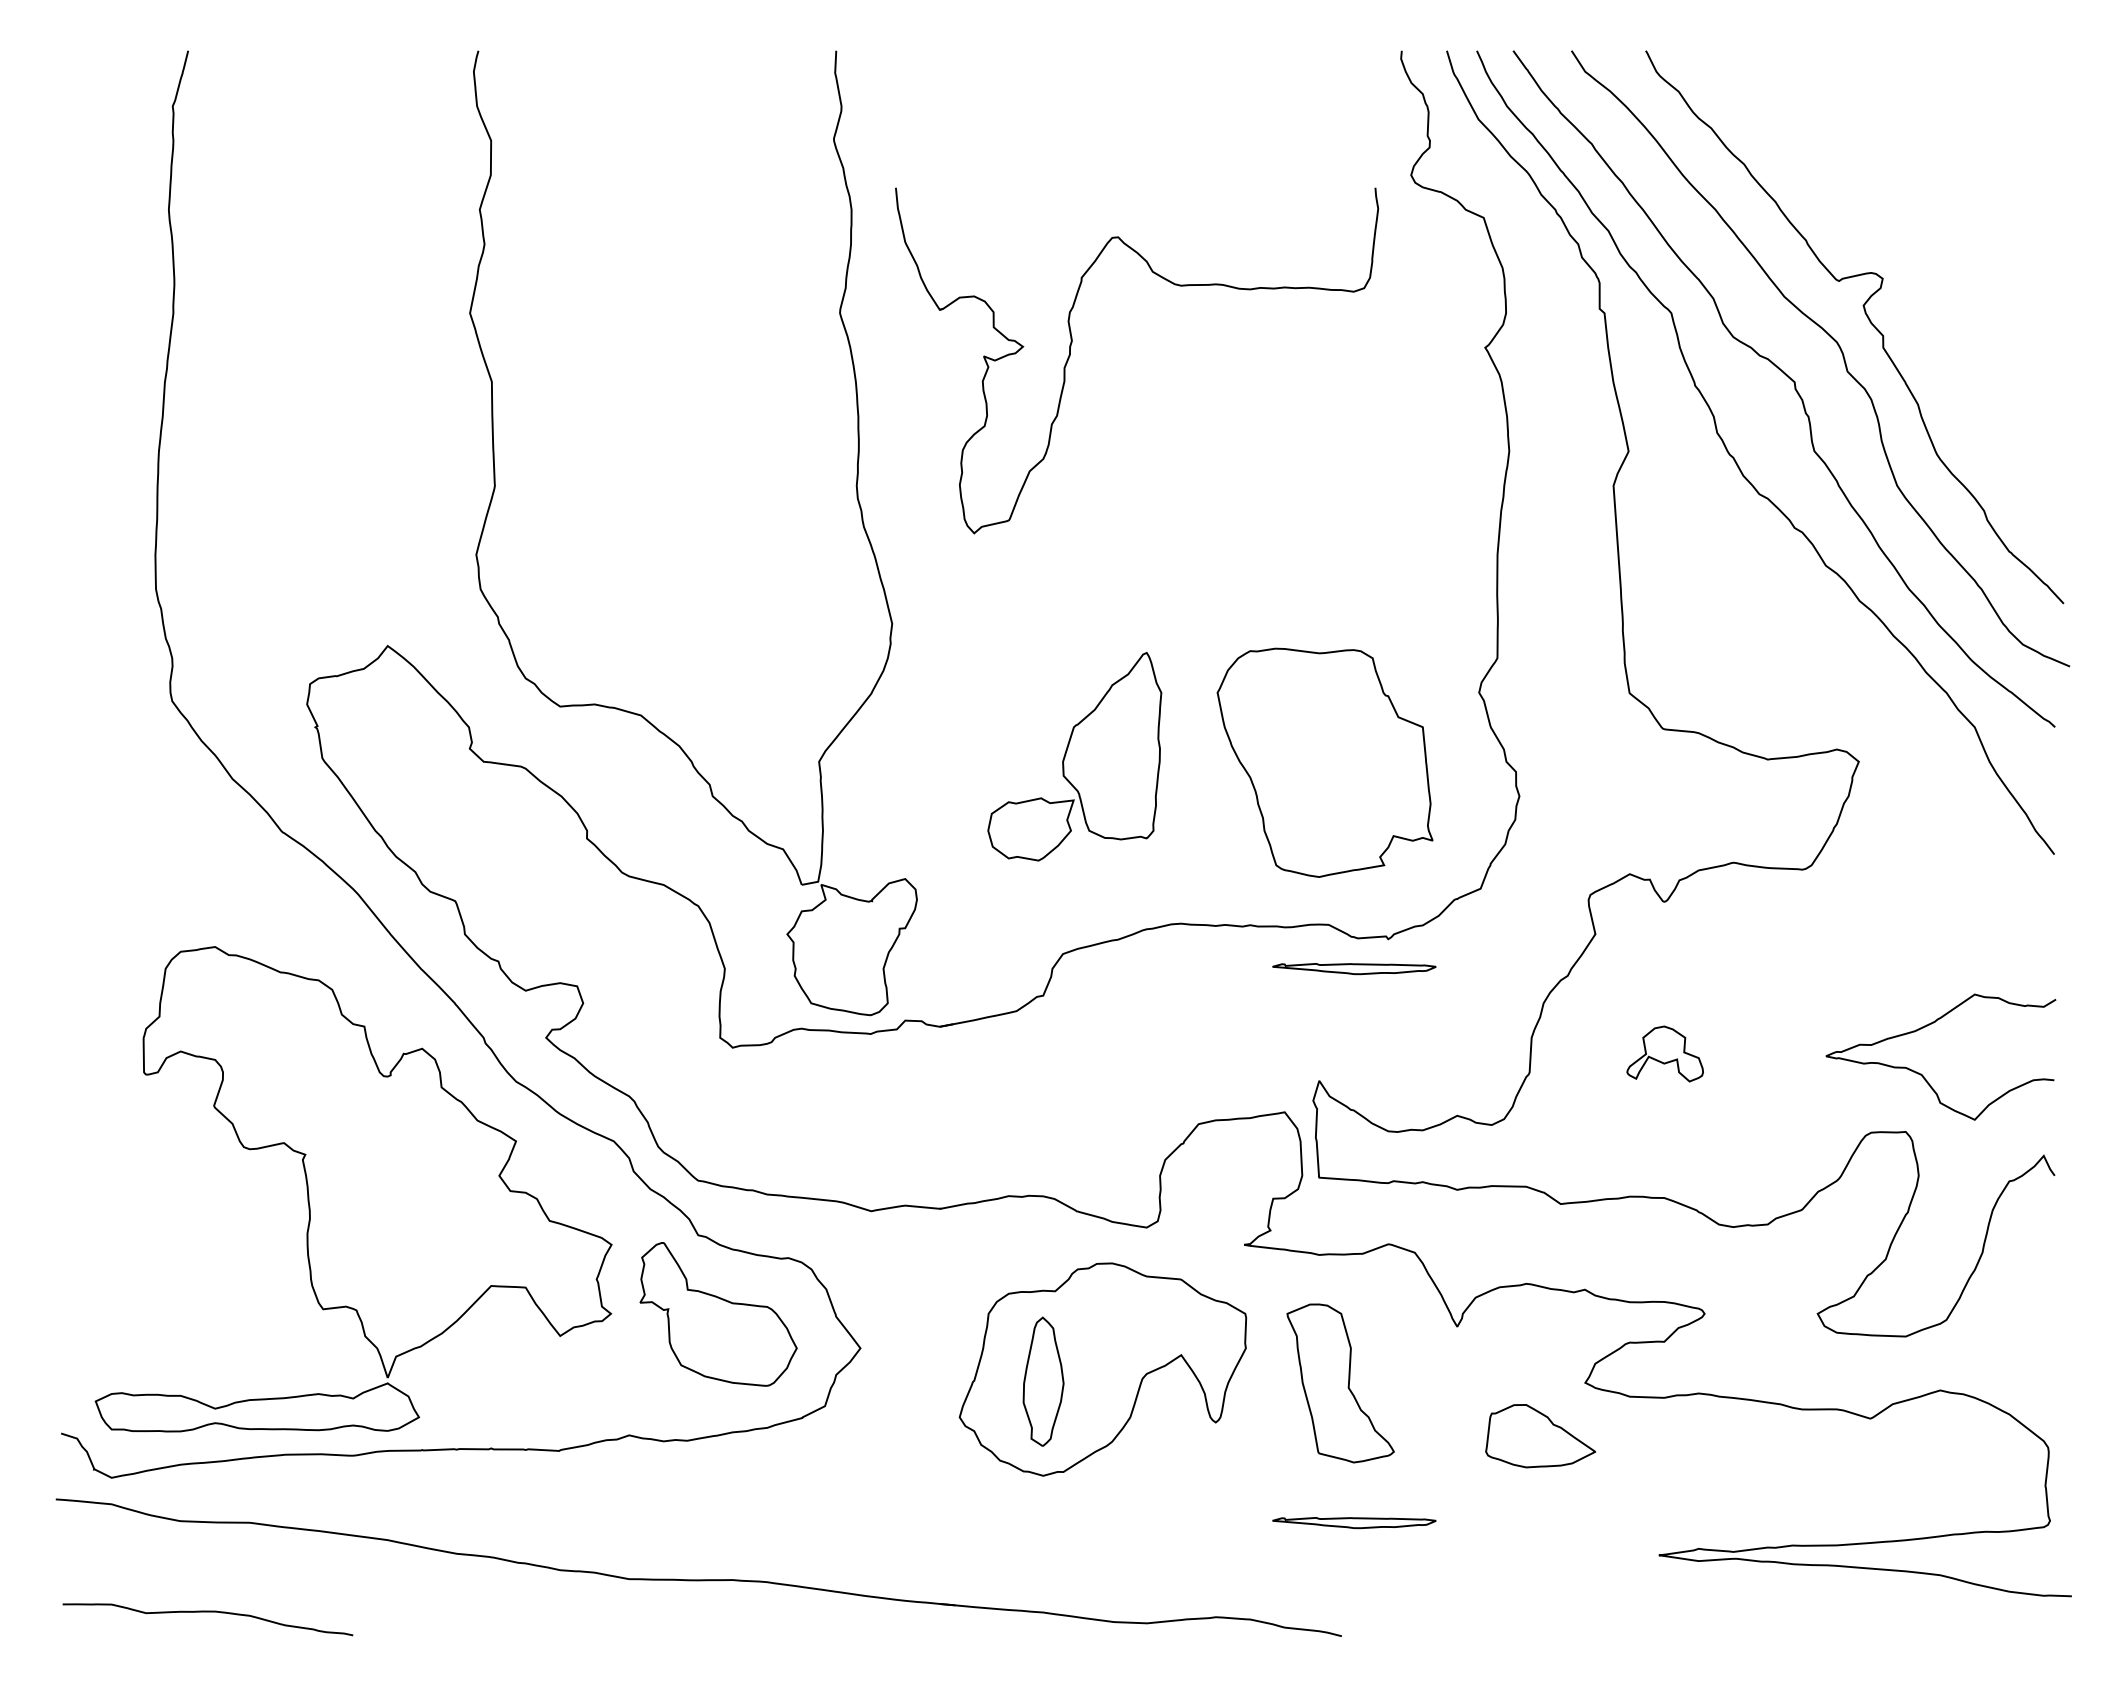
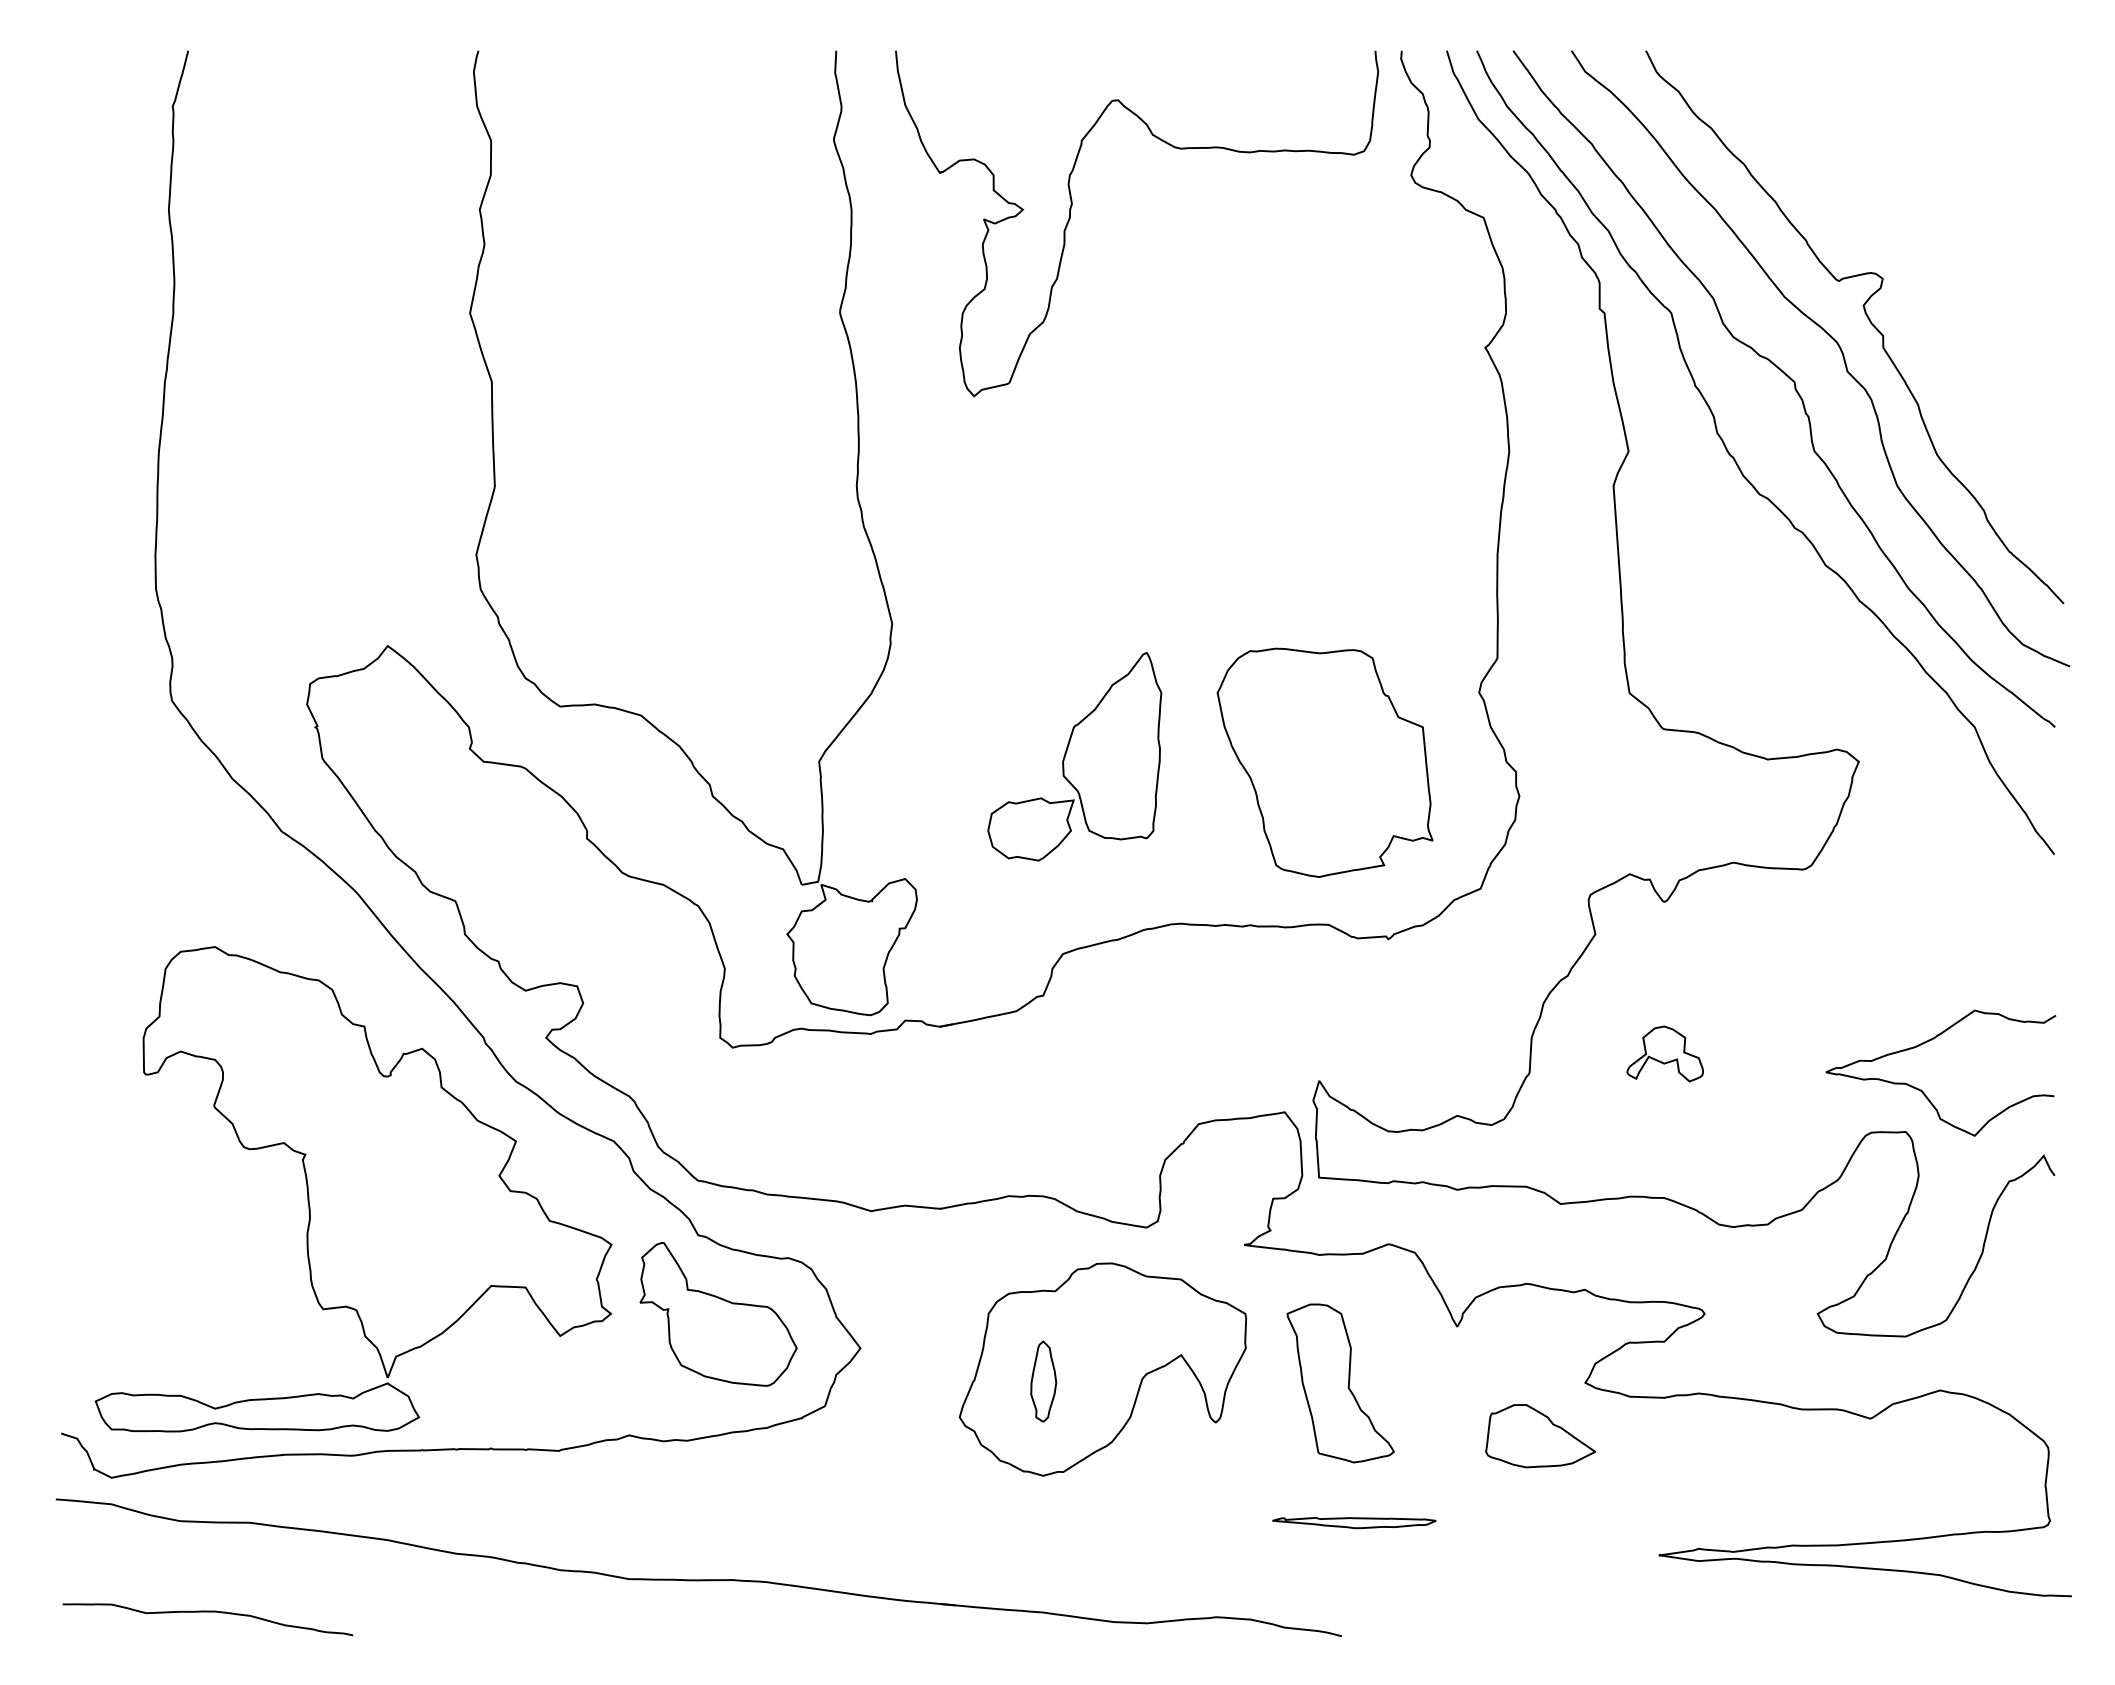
part position: (1070, 356) -> (1070, 219) (1070, 219)
part: present -> none (1354, 969)
curve position: (1922, 1074) -> (1922, 1090) (1922, 1090)
part size: 43x131 px -> 28x83 px (1043, 1381)
